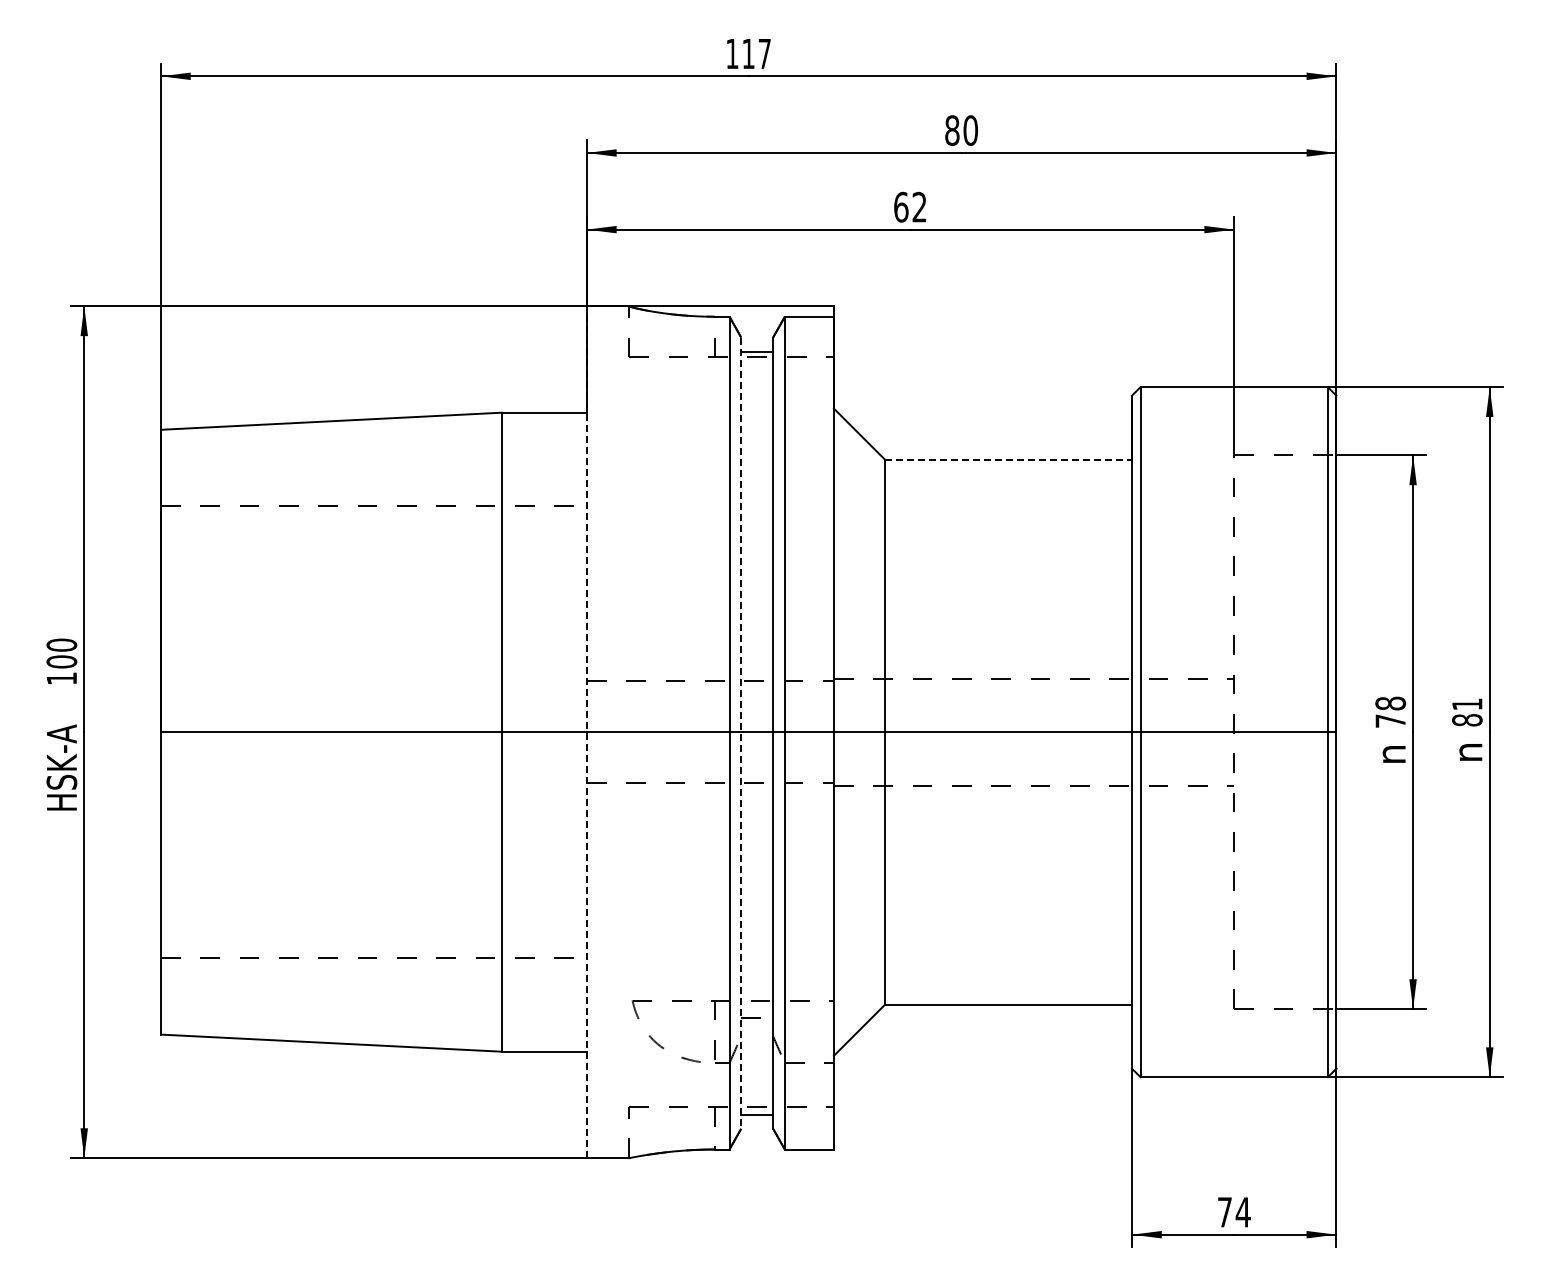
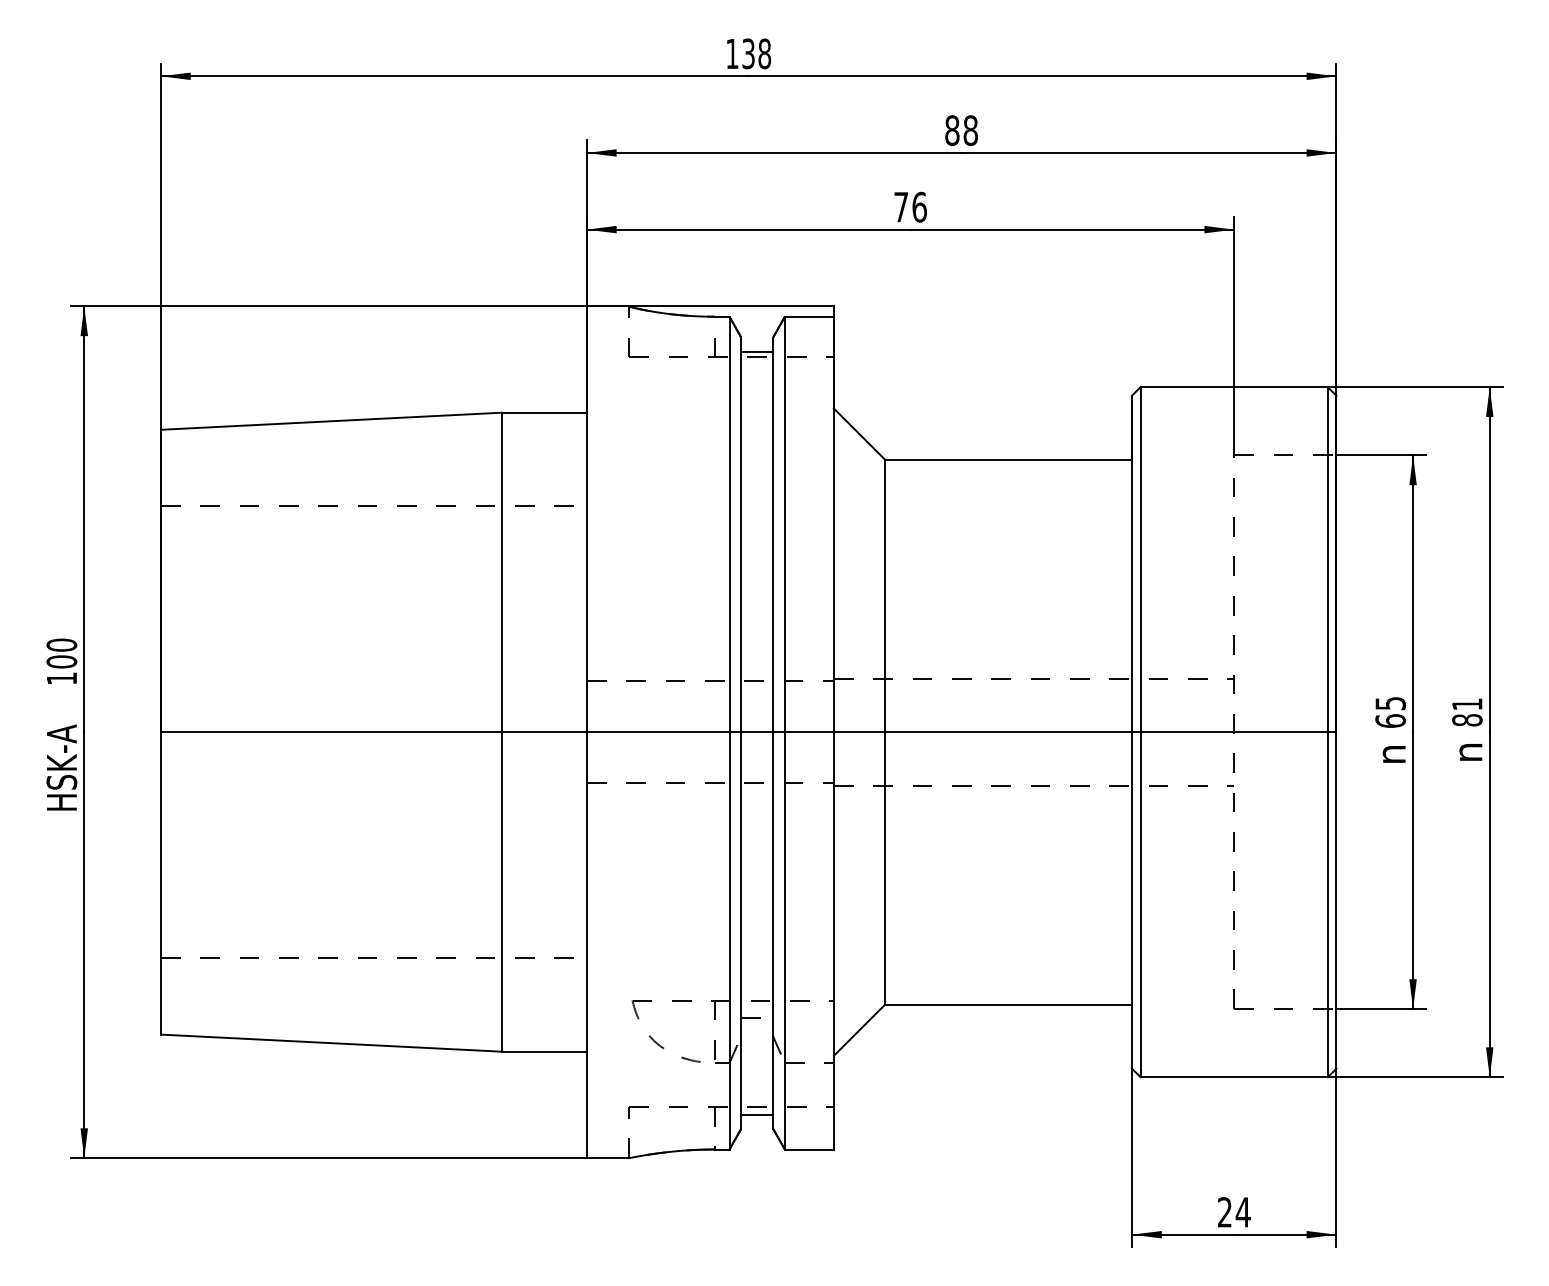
text: 117 -> 138 (756, 53)
text: 80 -> 88 (970, 130)
text: 62 -> 76 (910, 206)
line: dashed -> solid (1008, 459)
text: 78 -> 65 (1390, 711)
line: dashed -> solid (586, 732)
line: dashed -> solid (741, 733)
text: 74 -> 24 (1224, 1212)
